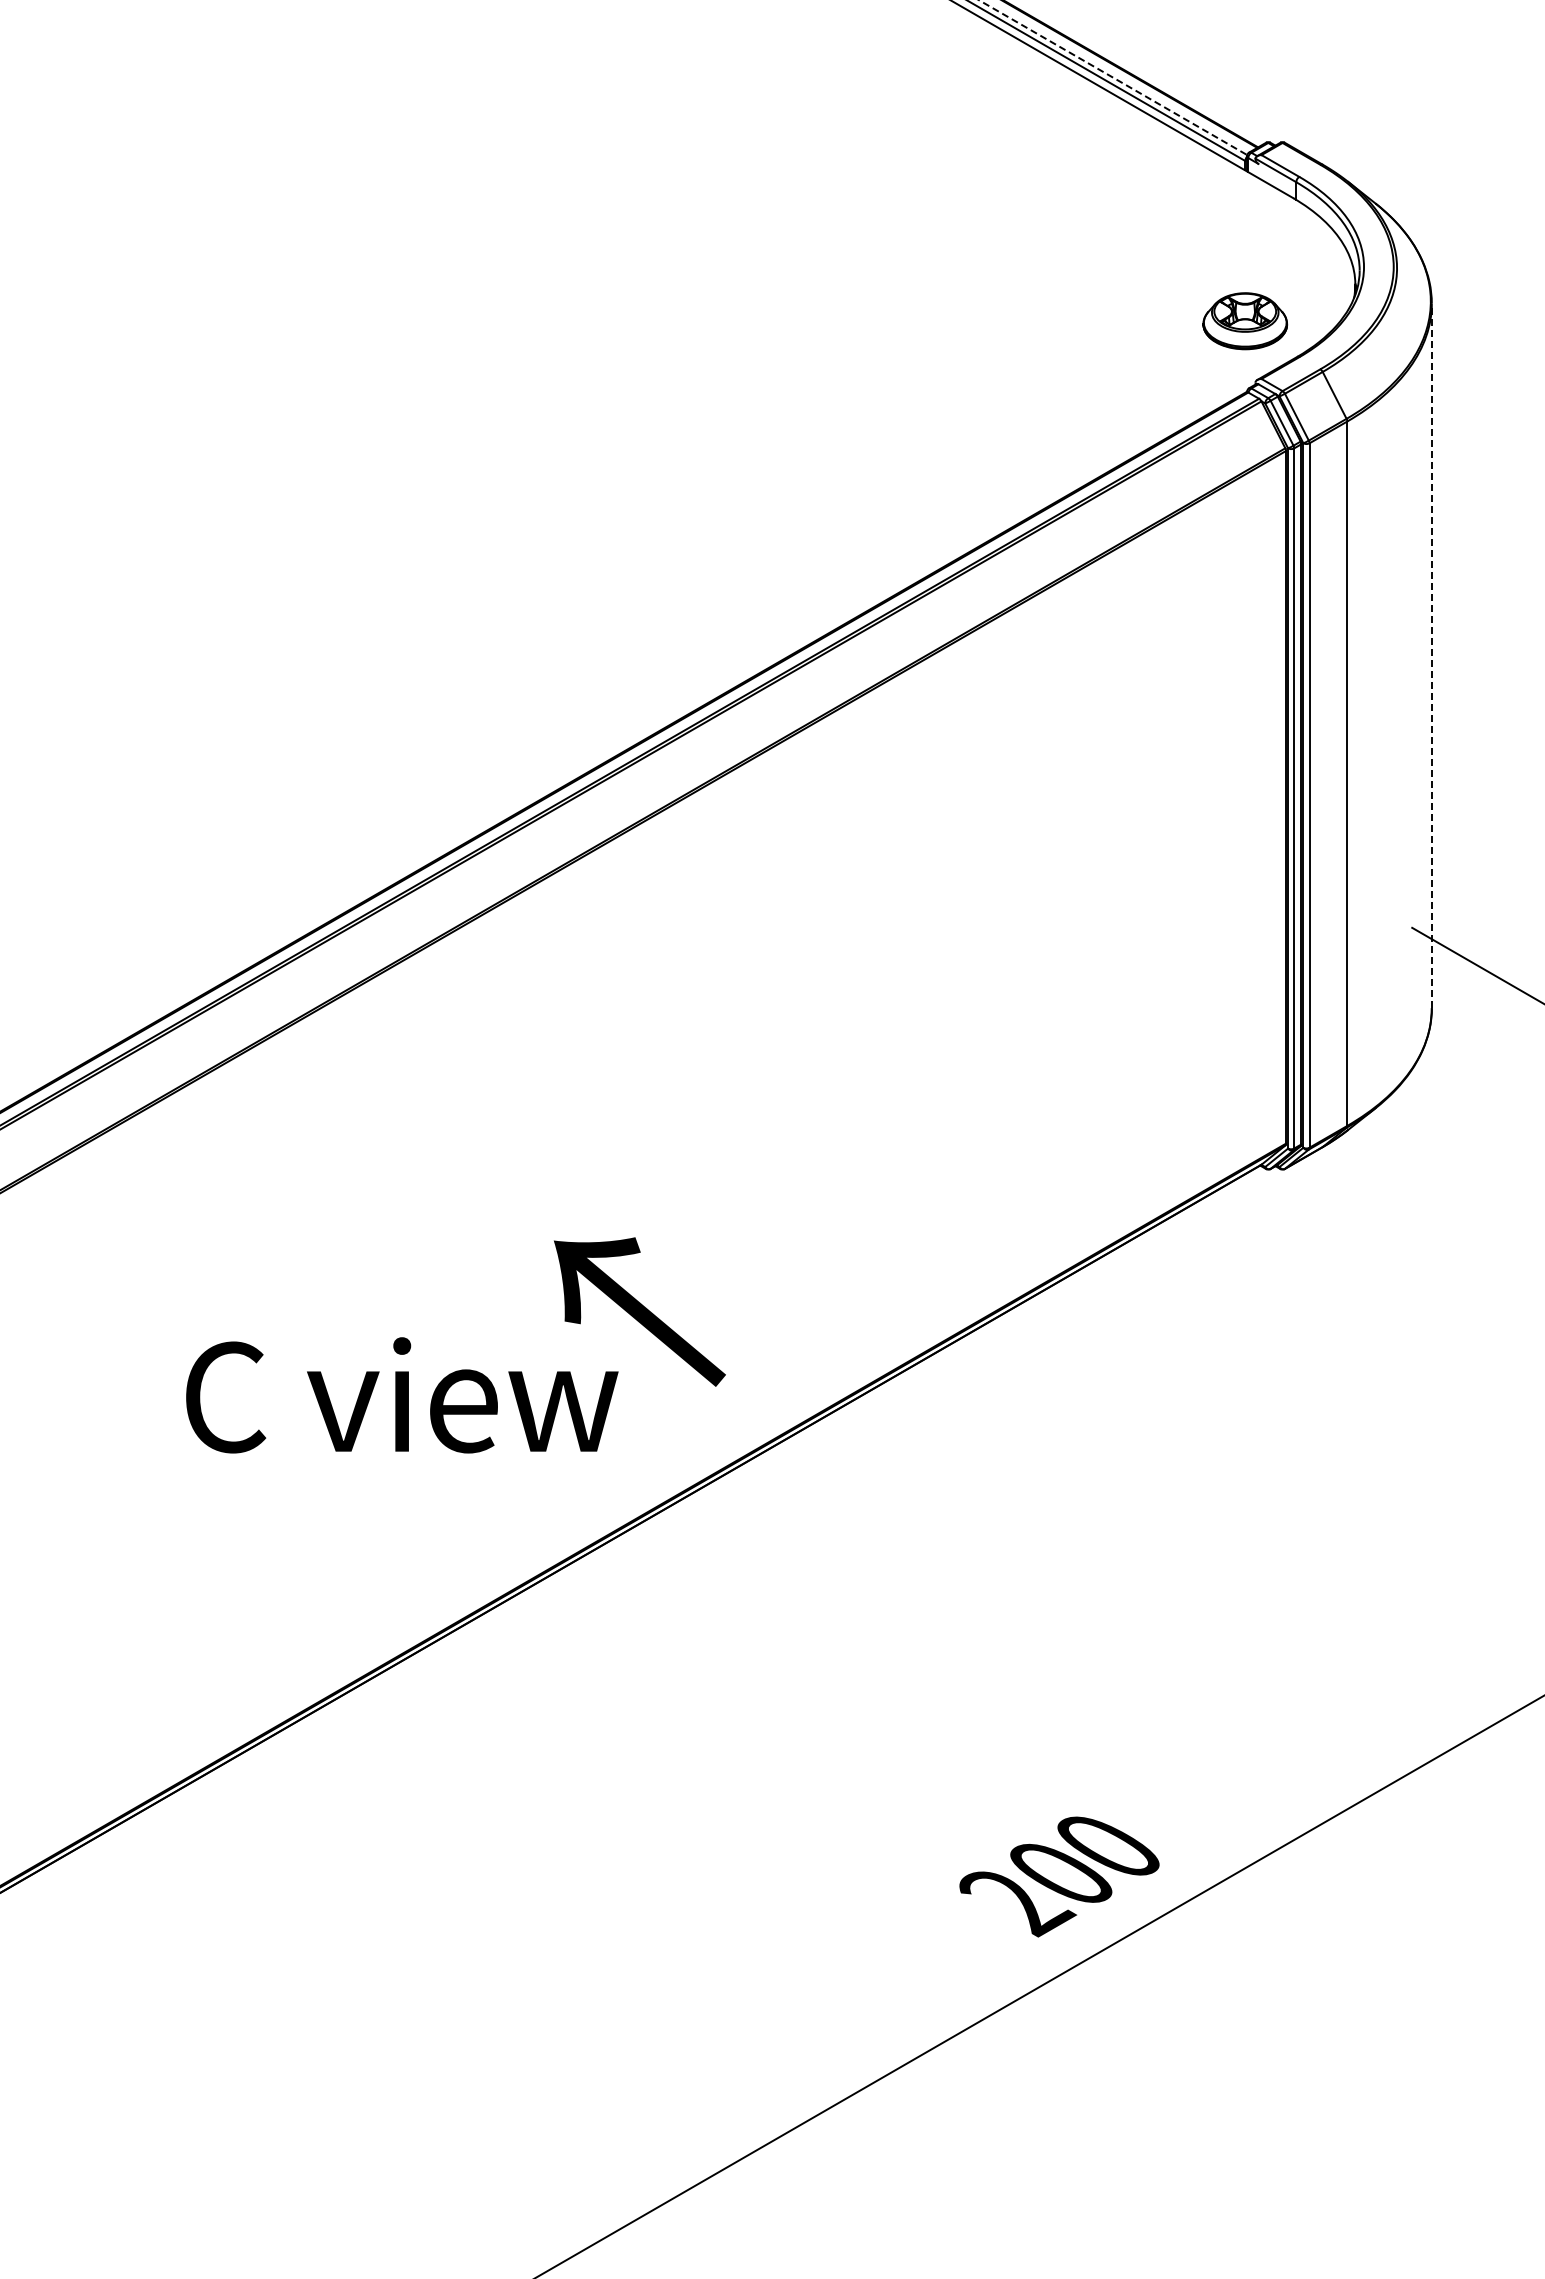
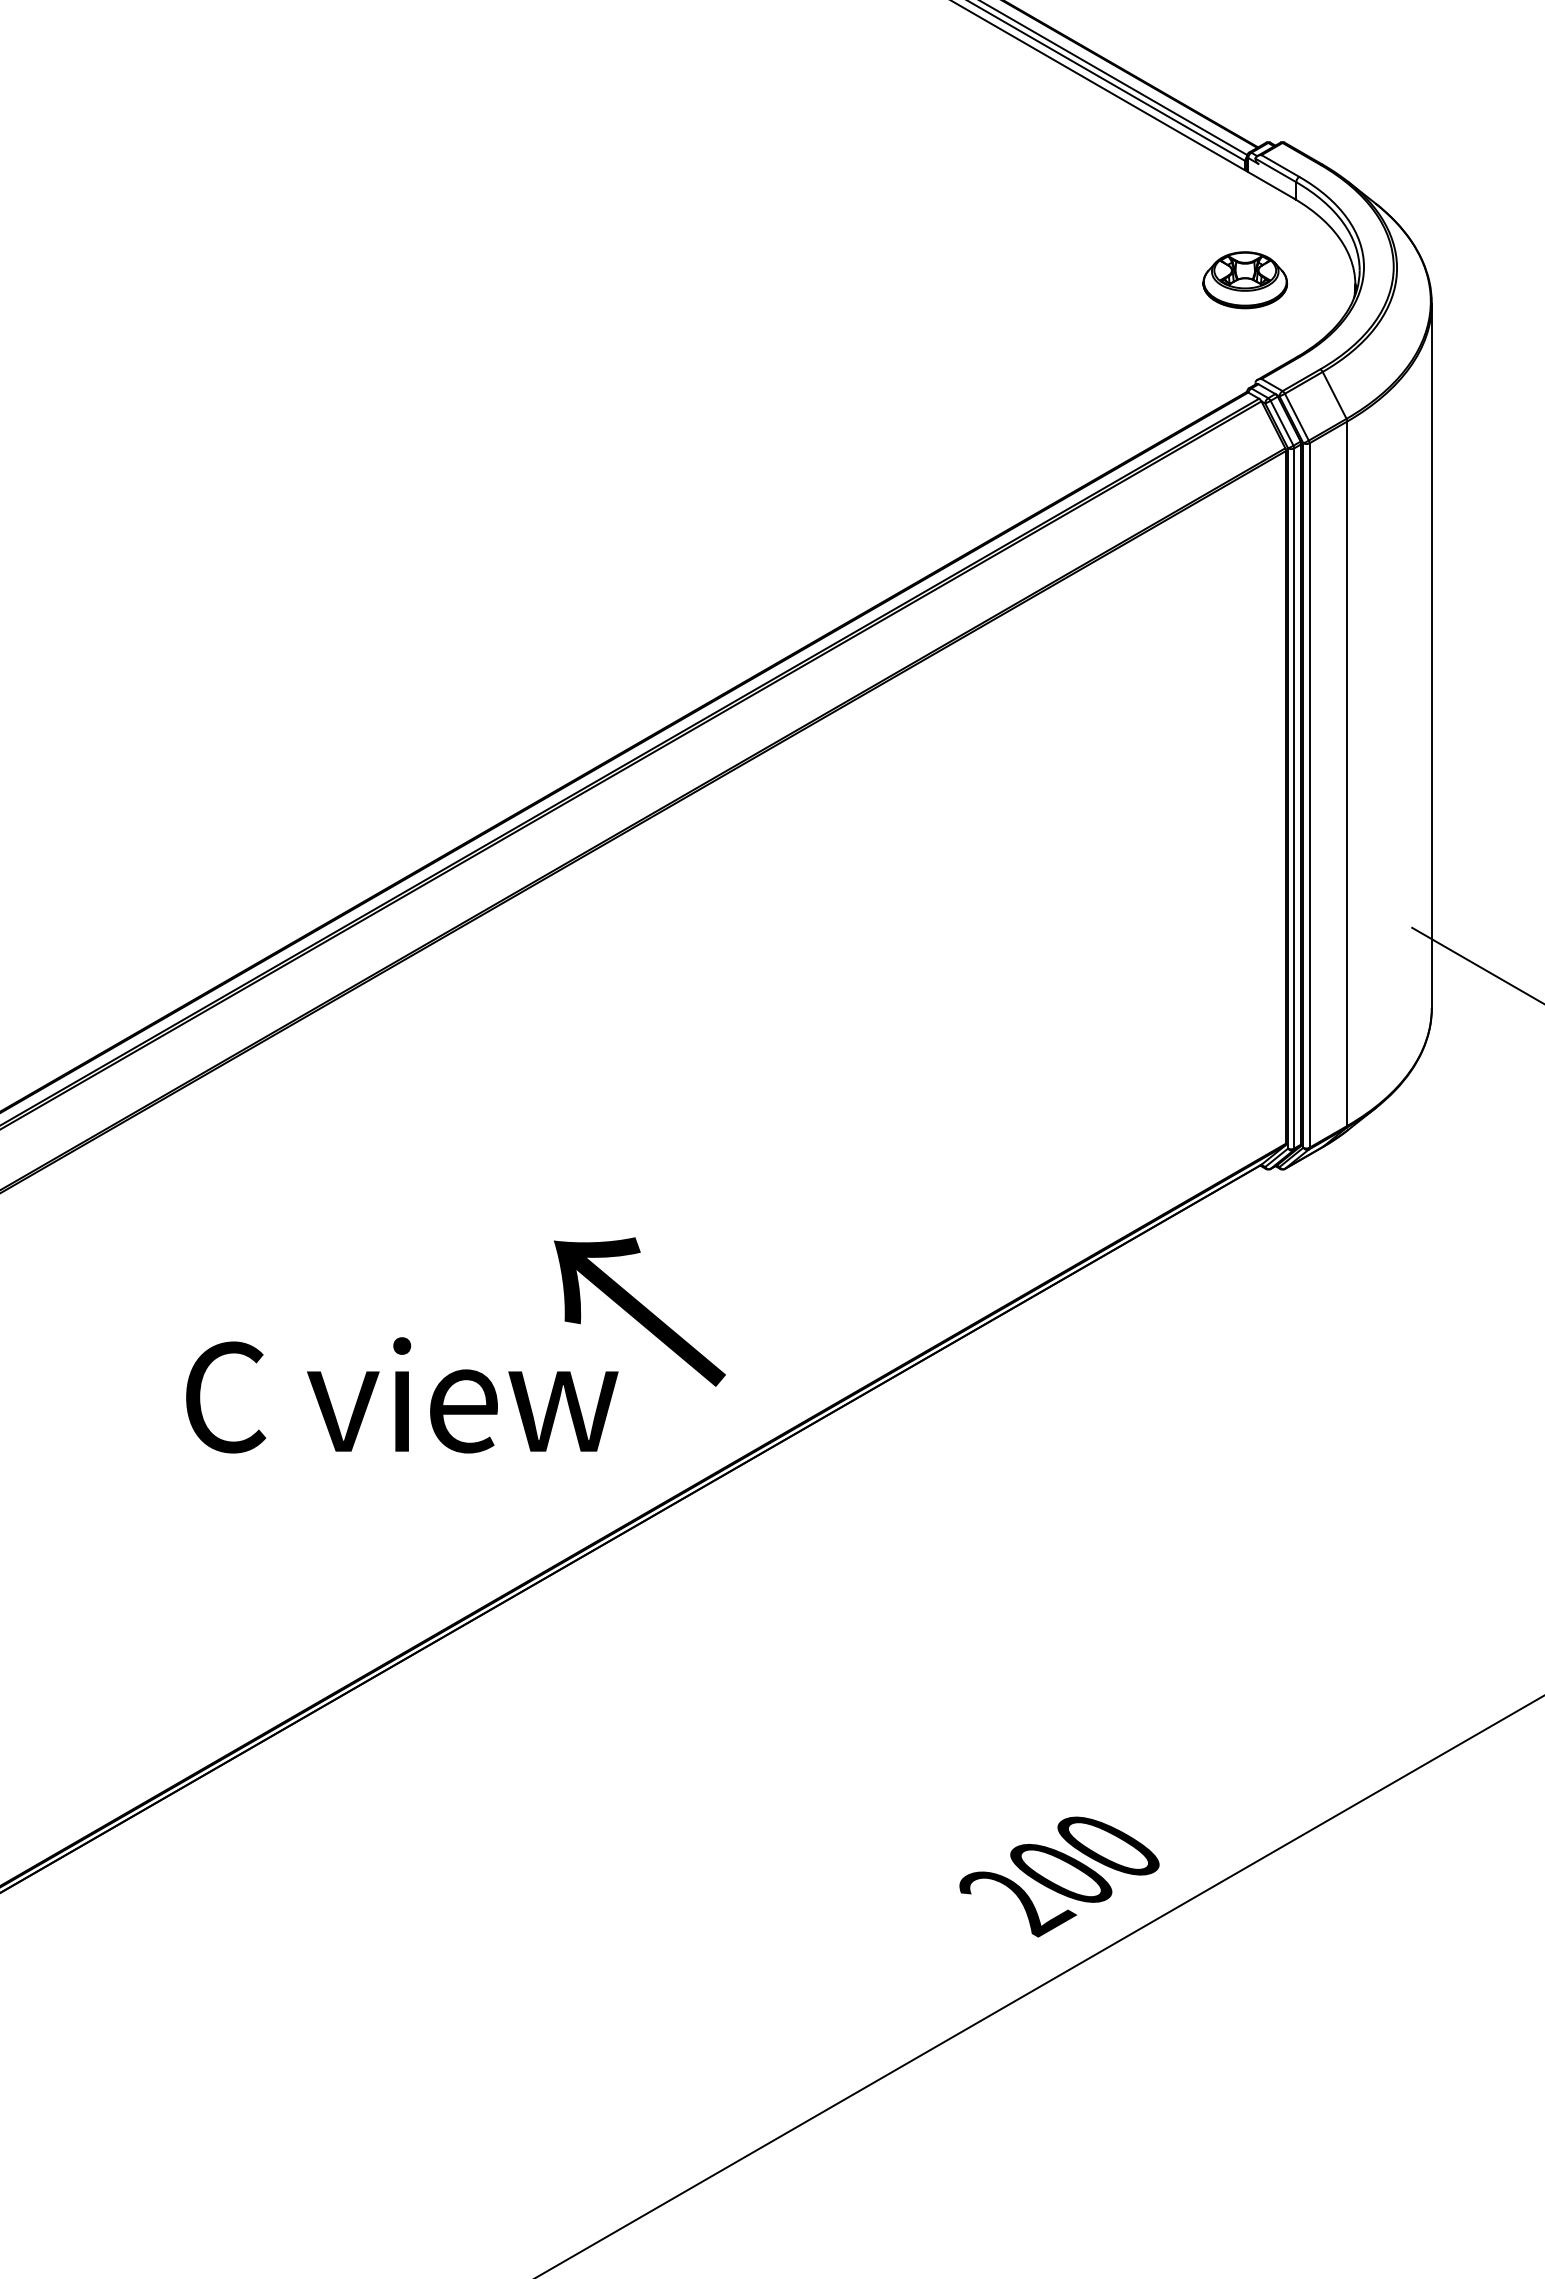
line: dashed -> solid (1113, 77)
part position: (1245, 321) -> (1245, 280) (1245, 280)
line: dashed -> solid (1431, 655)
